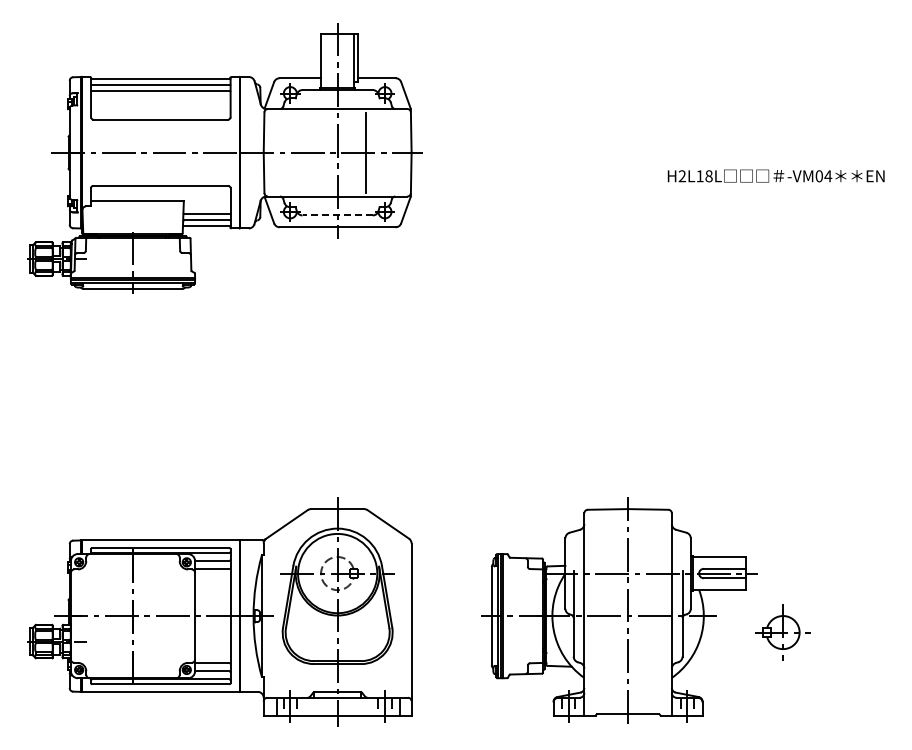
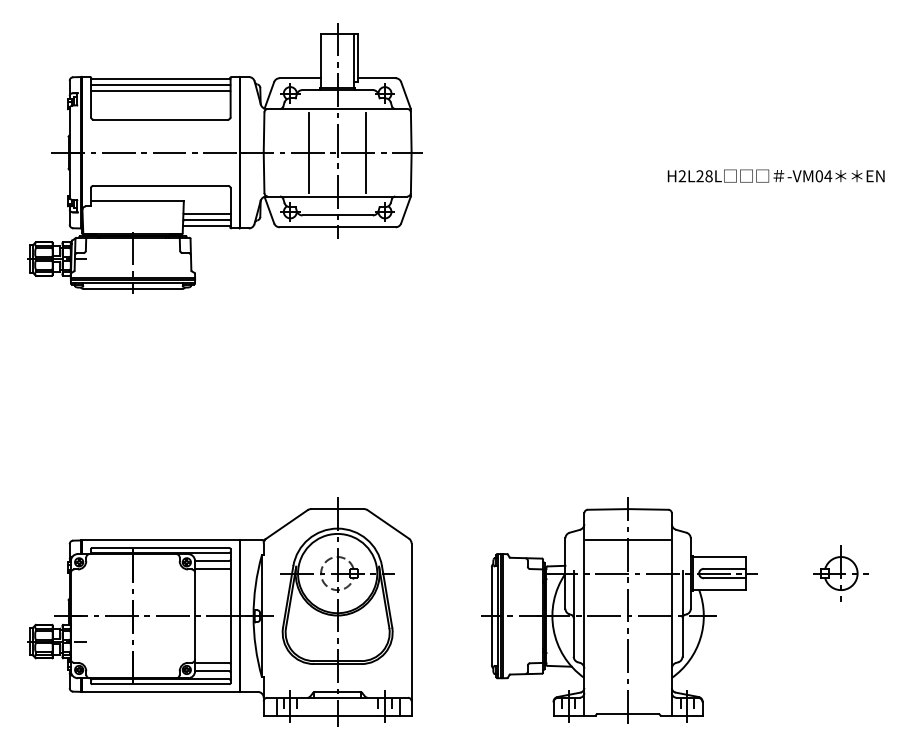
line: none -> present (309, 152)
text: H2L18L -> H2L28L (699, 176)
line: dashed -> solid (337, 215)
line: none -> present (627, 540)
part position: (782, 632) -> (840, 573) (840, 573)
